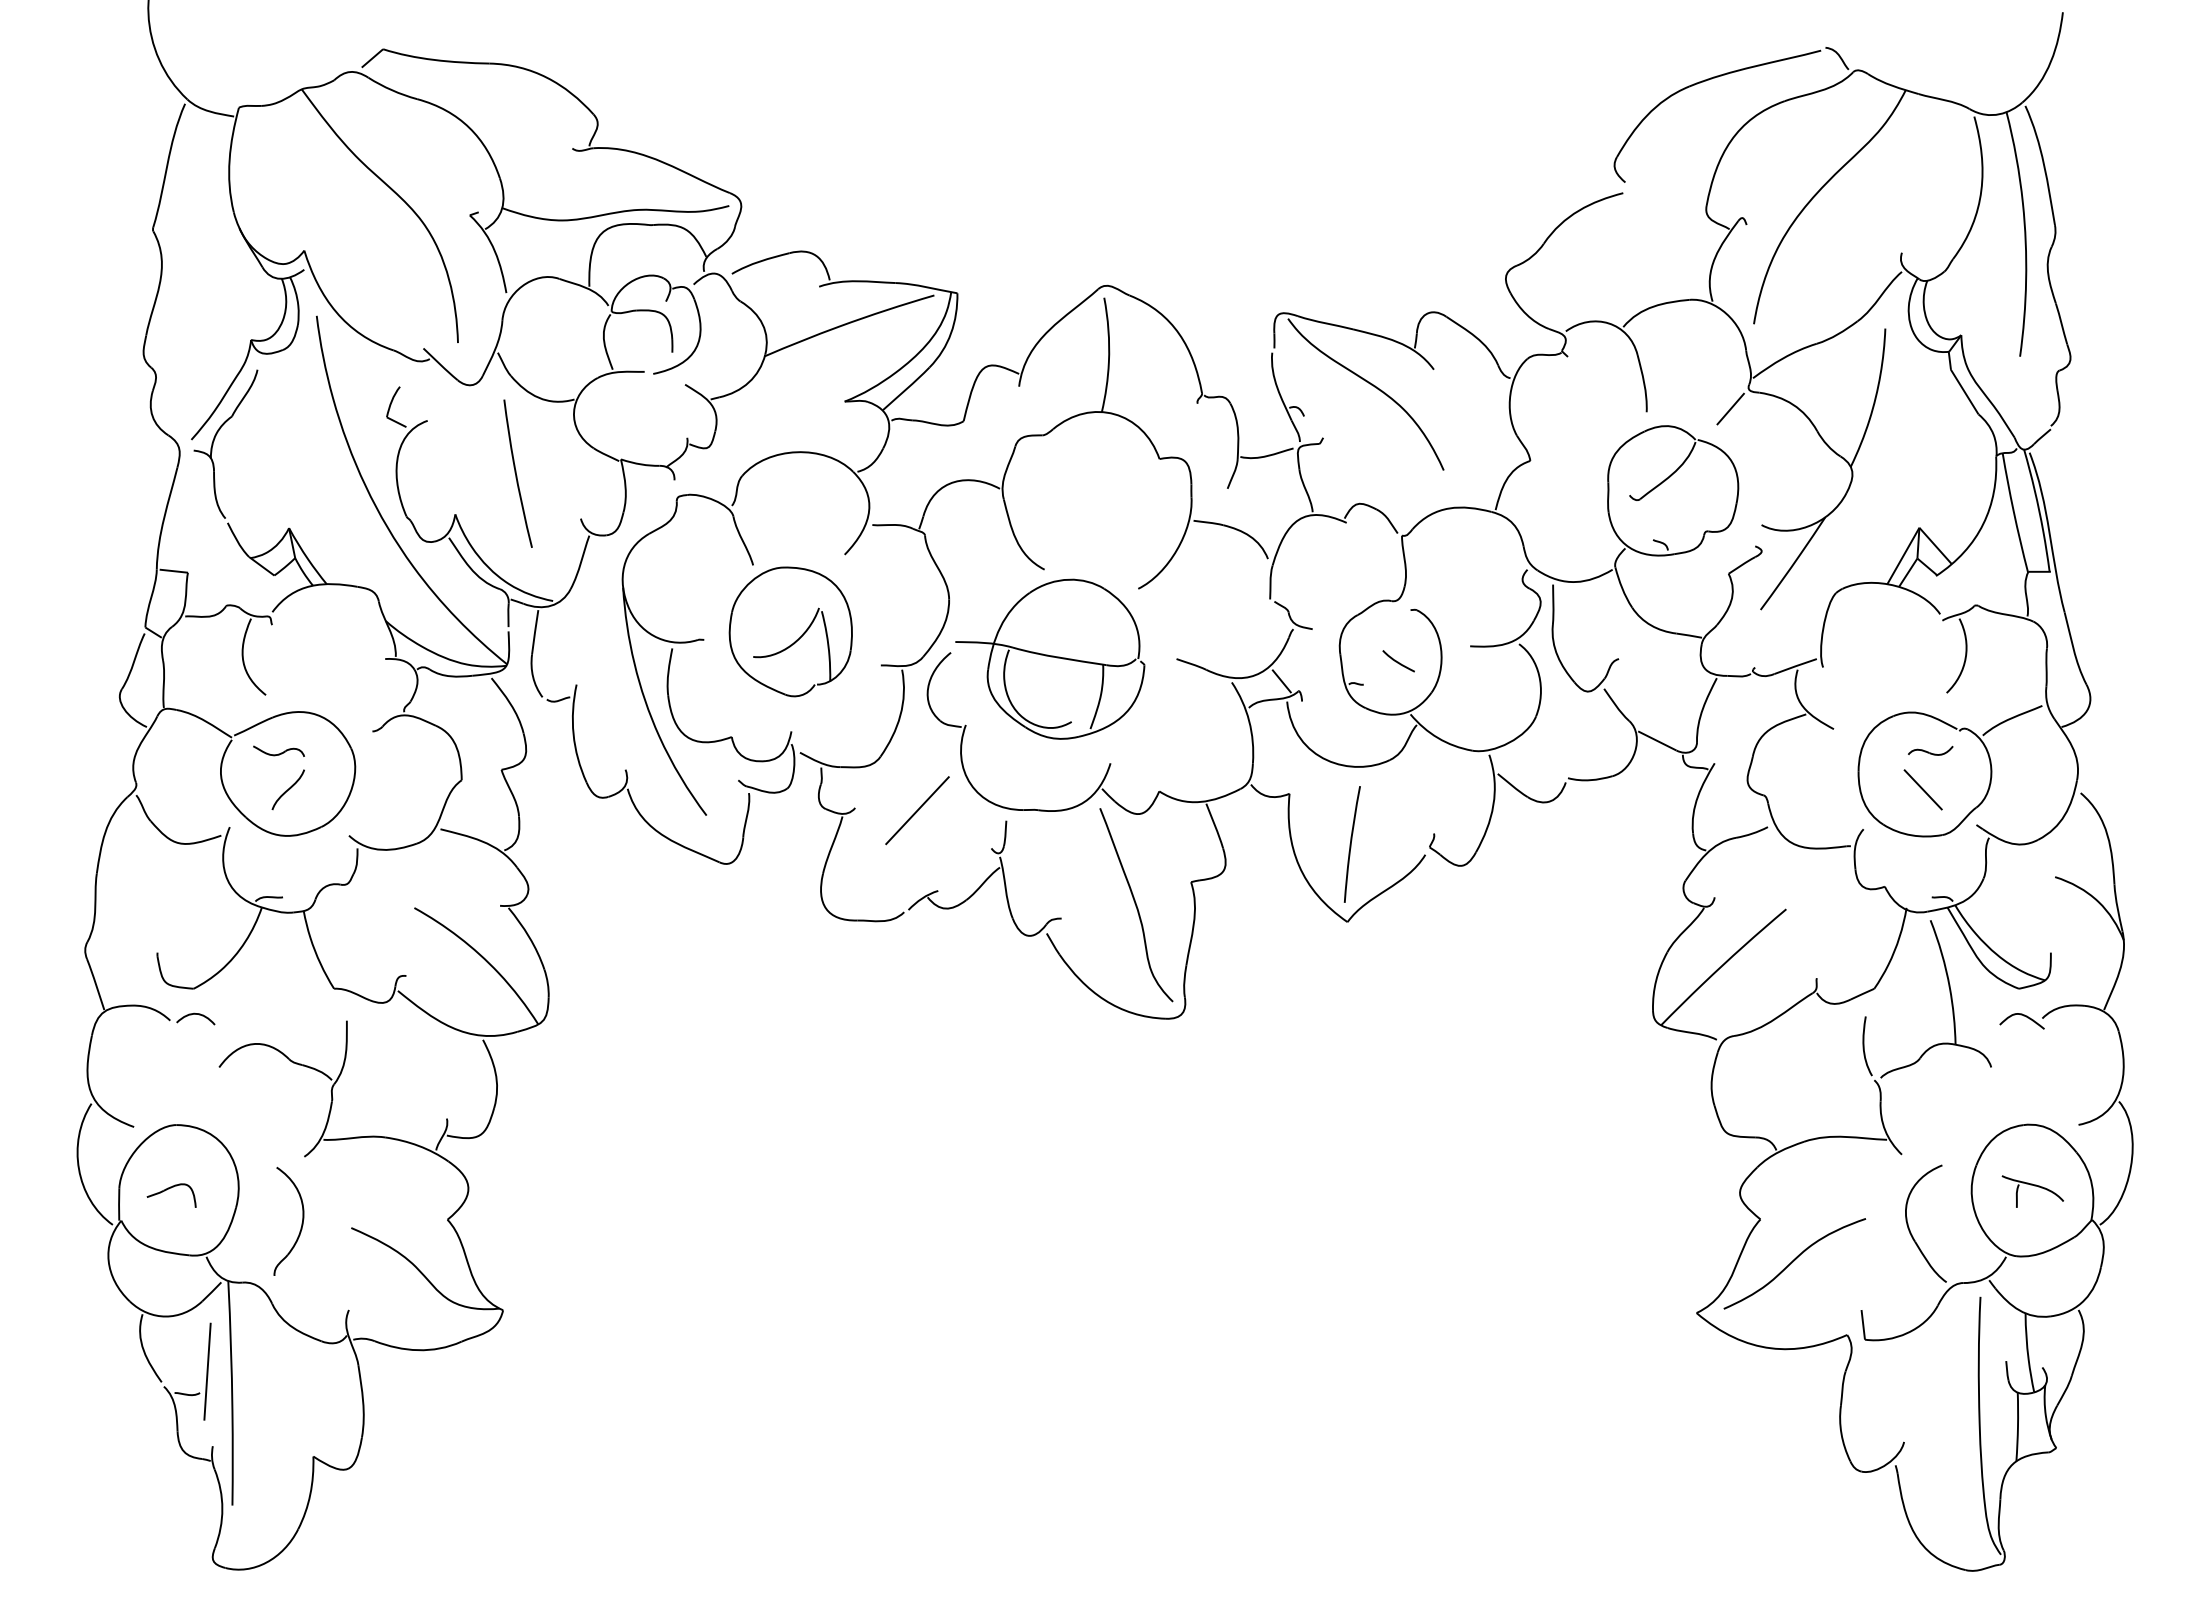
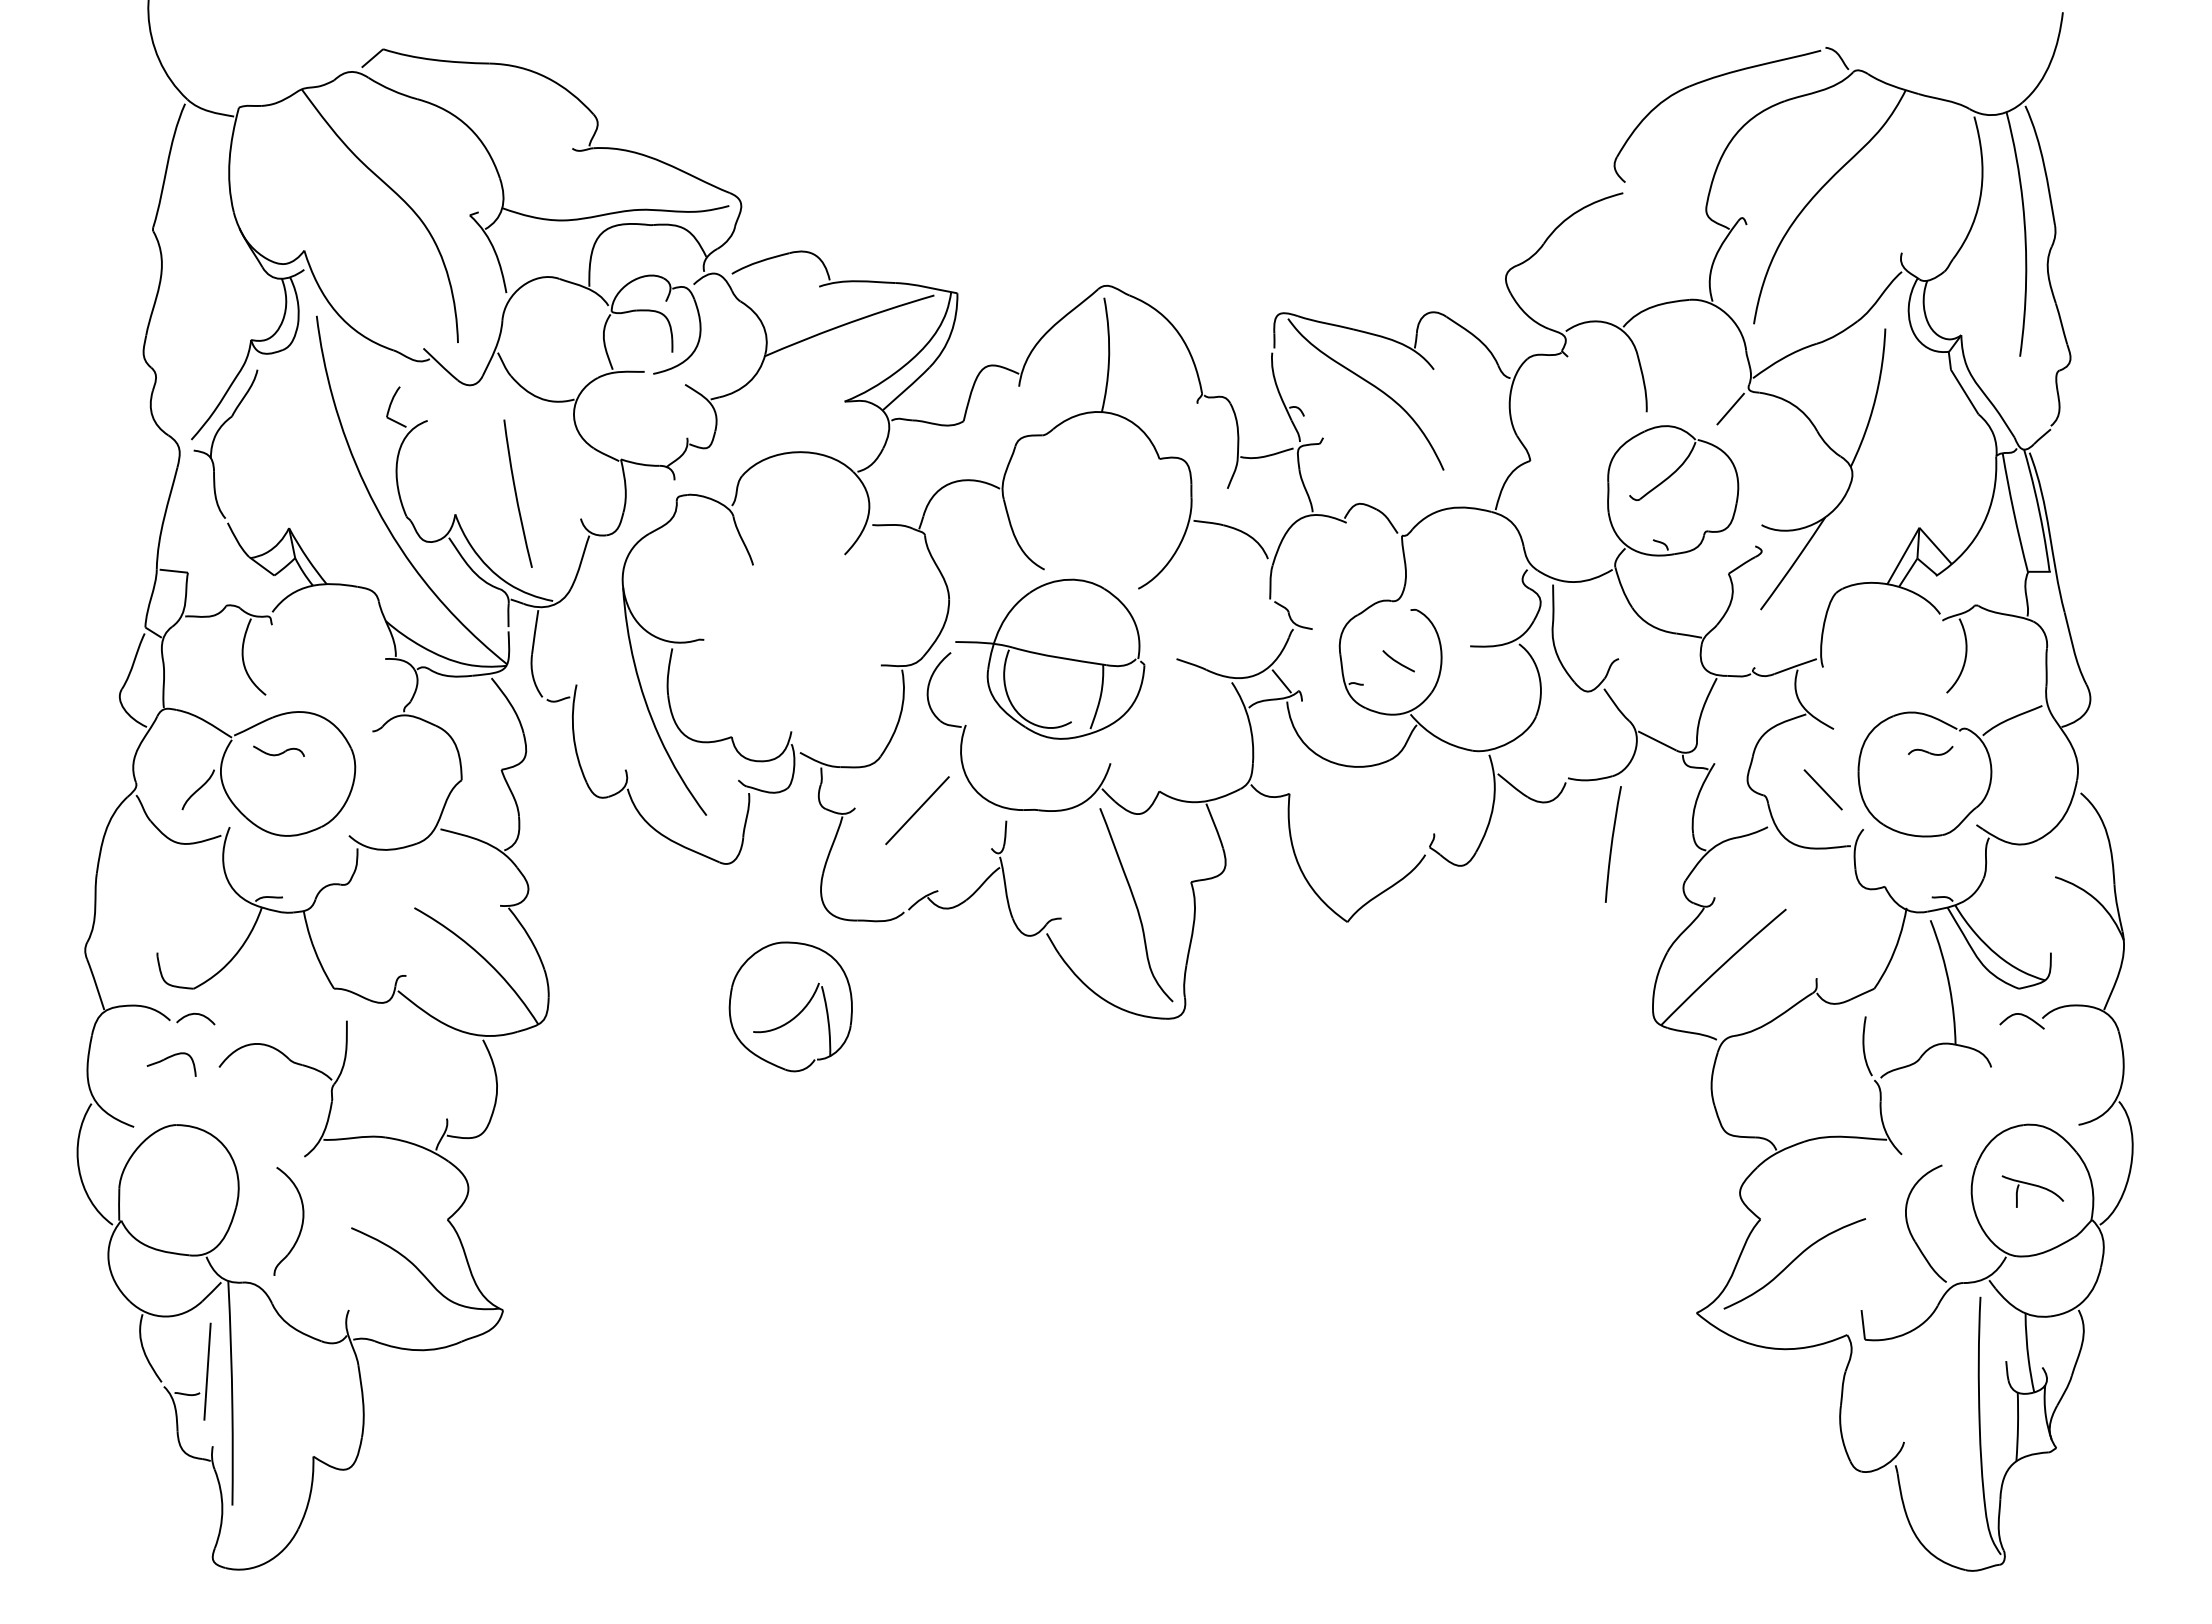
curve position: (516, 473) -> (516, 493) (516, 493)
part position: (796, 639) -> (796, 1014) (796, 1014)
curve position: (287, 789) -> (197, 789) (197, 789)
line position: (1922, 789) -> (1822, 789) (1822, 789)
curve position: (1351, 844) -> (1612, 844) (1612, 844)
part position: (169, 1189) -> (169, 1058) (169, 1058)
